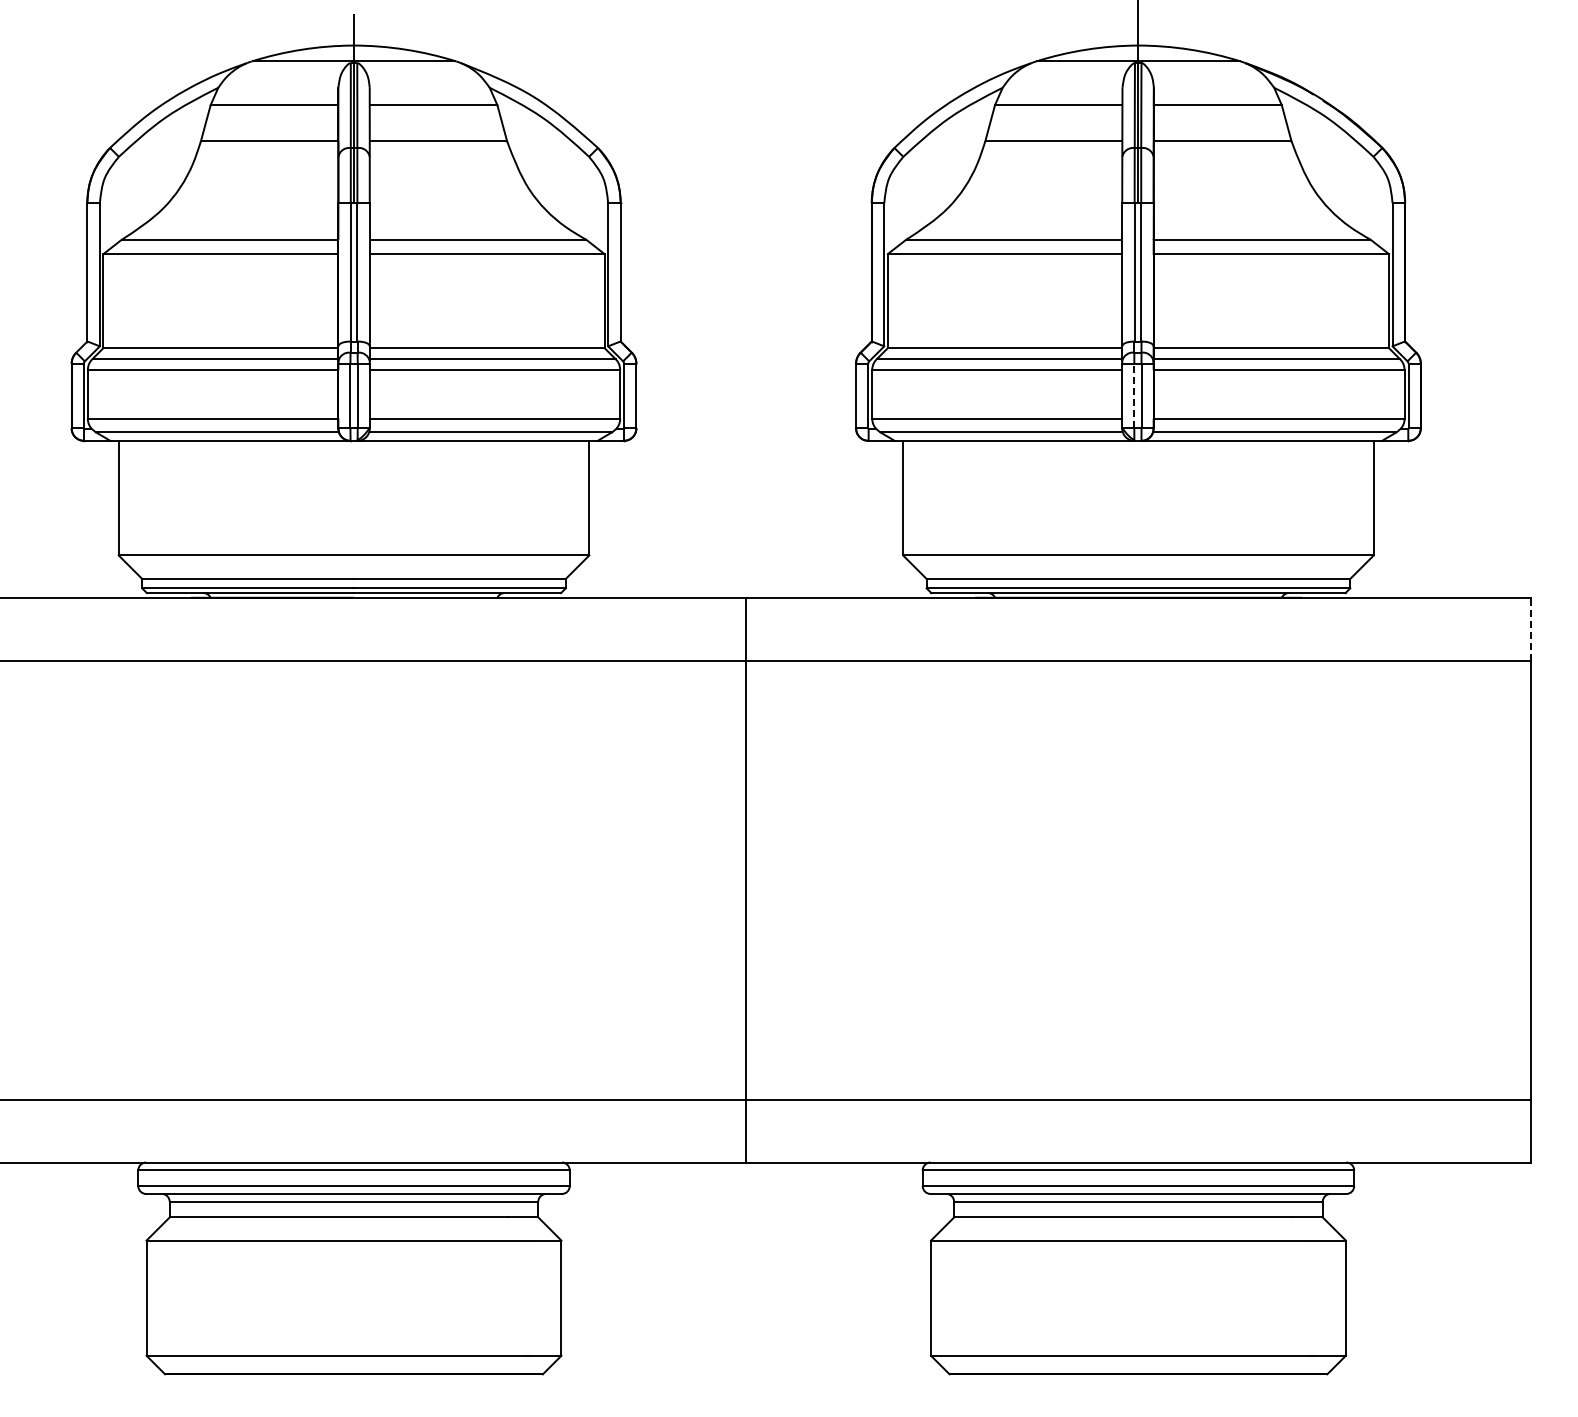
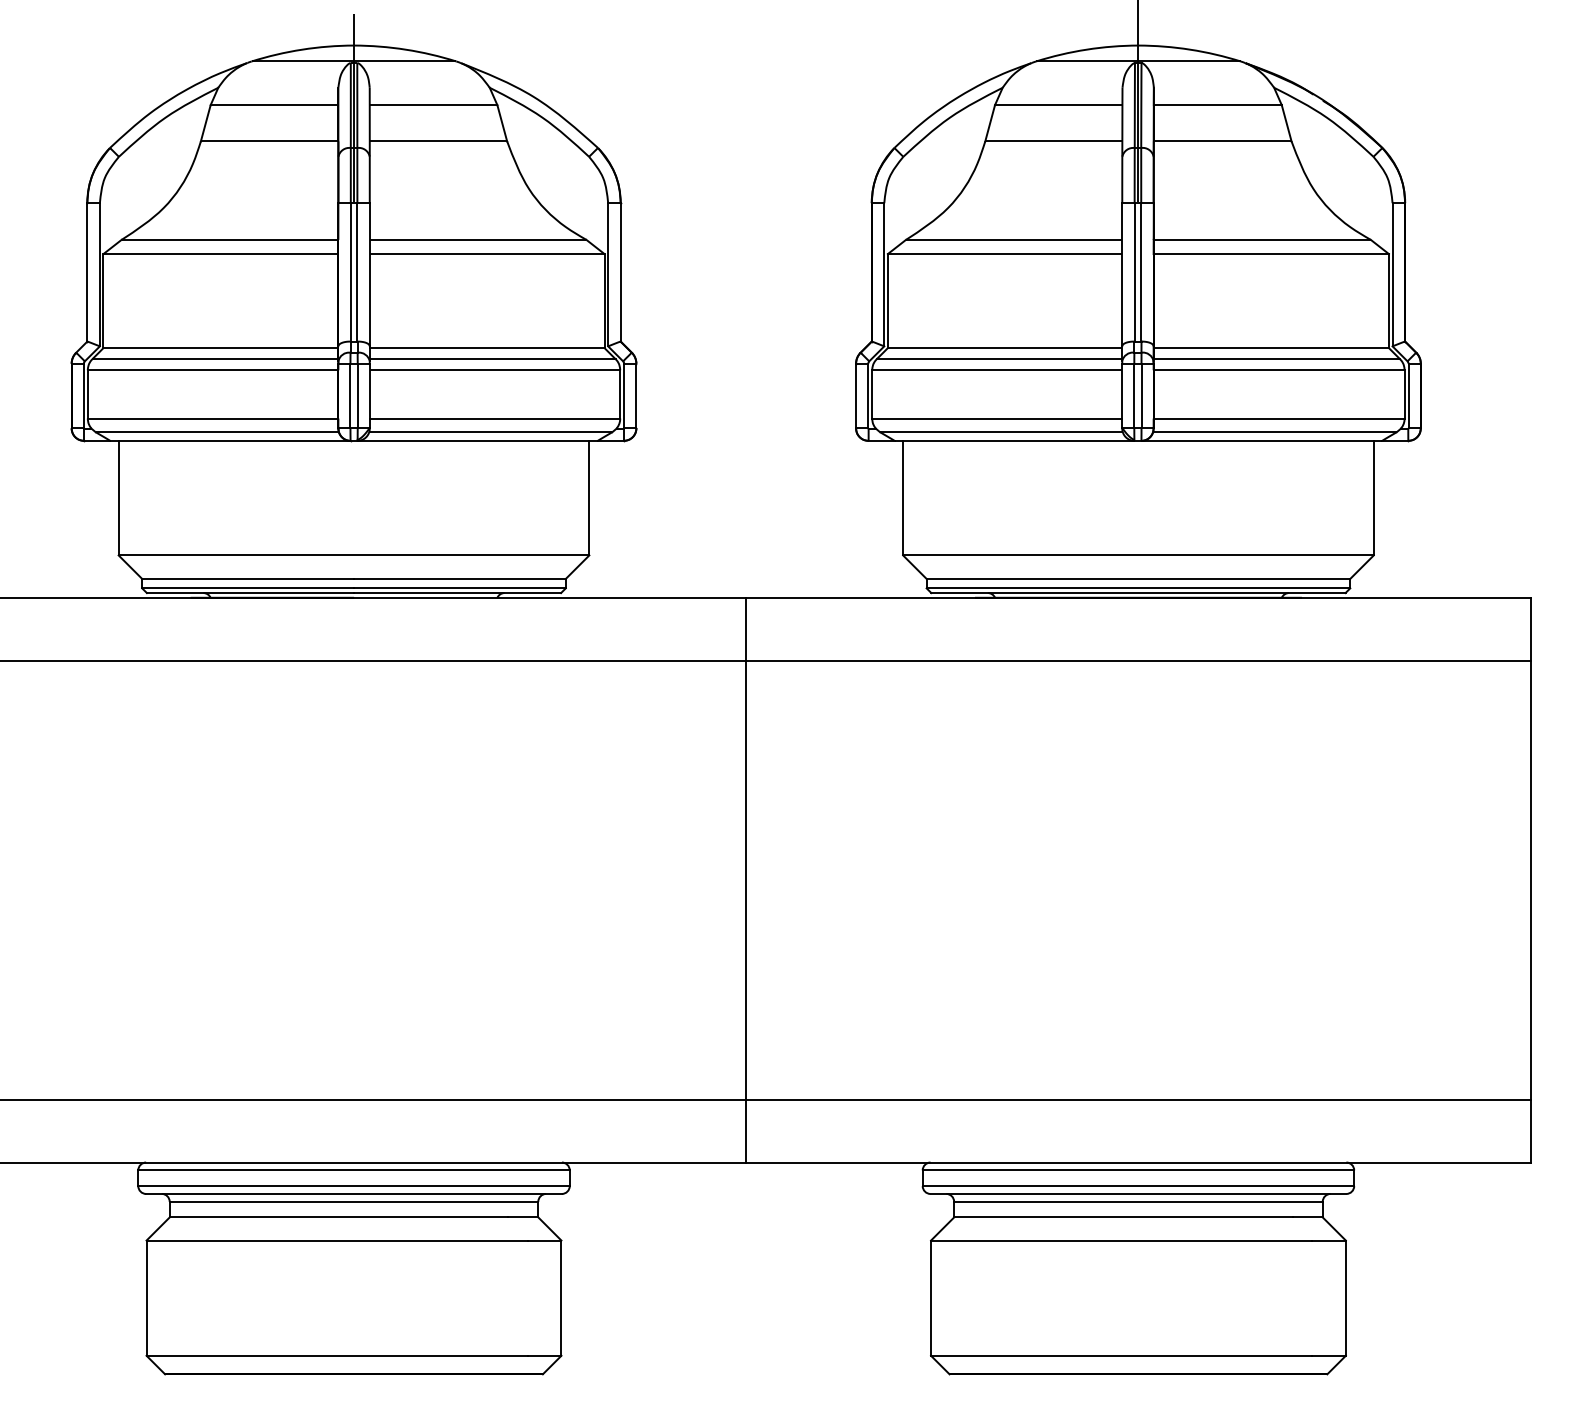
line: dashed -> solid (1134, 395)
line: dashed -> solid (1530, 628)
